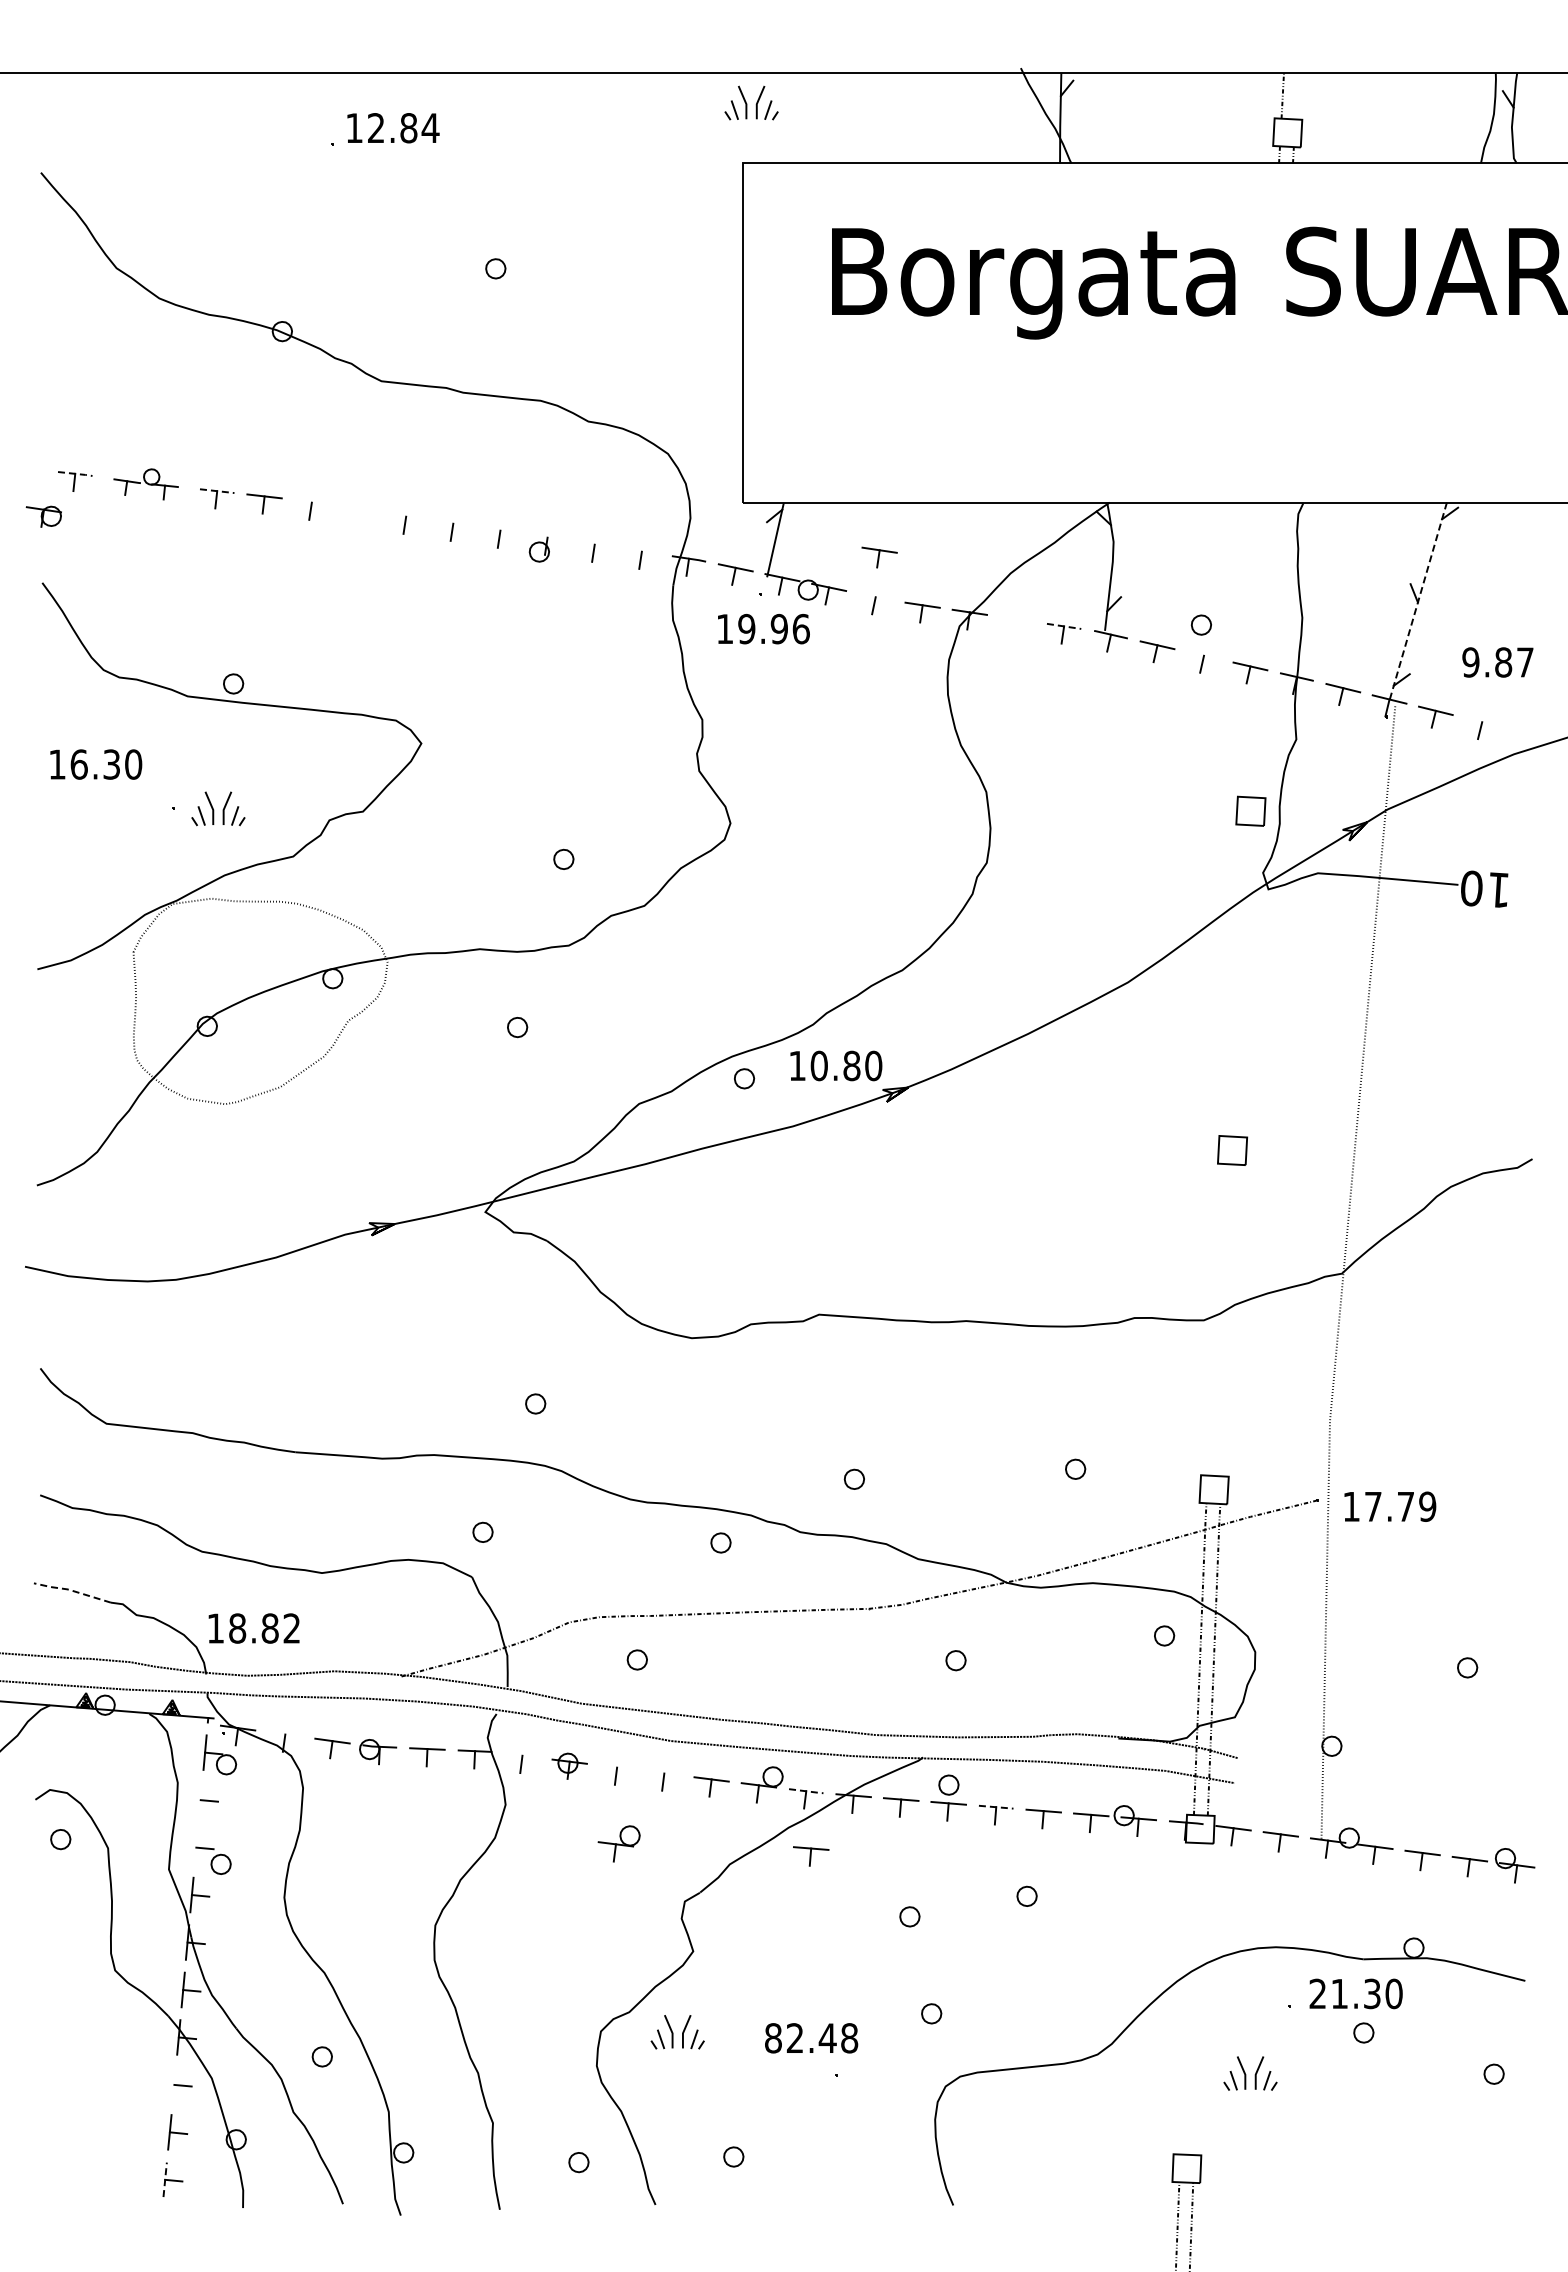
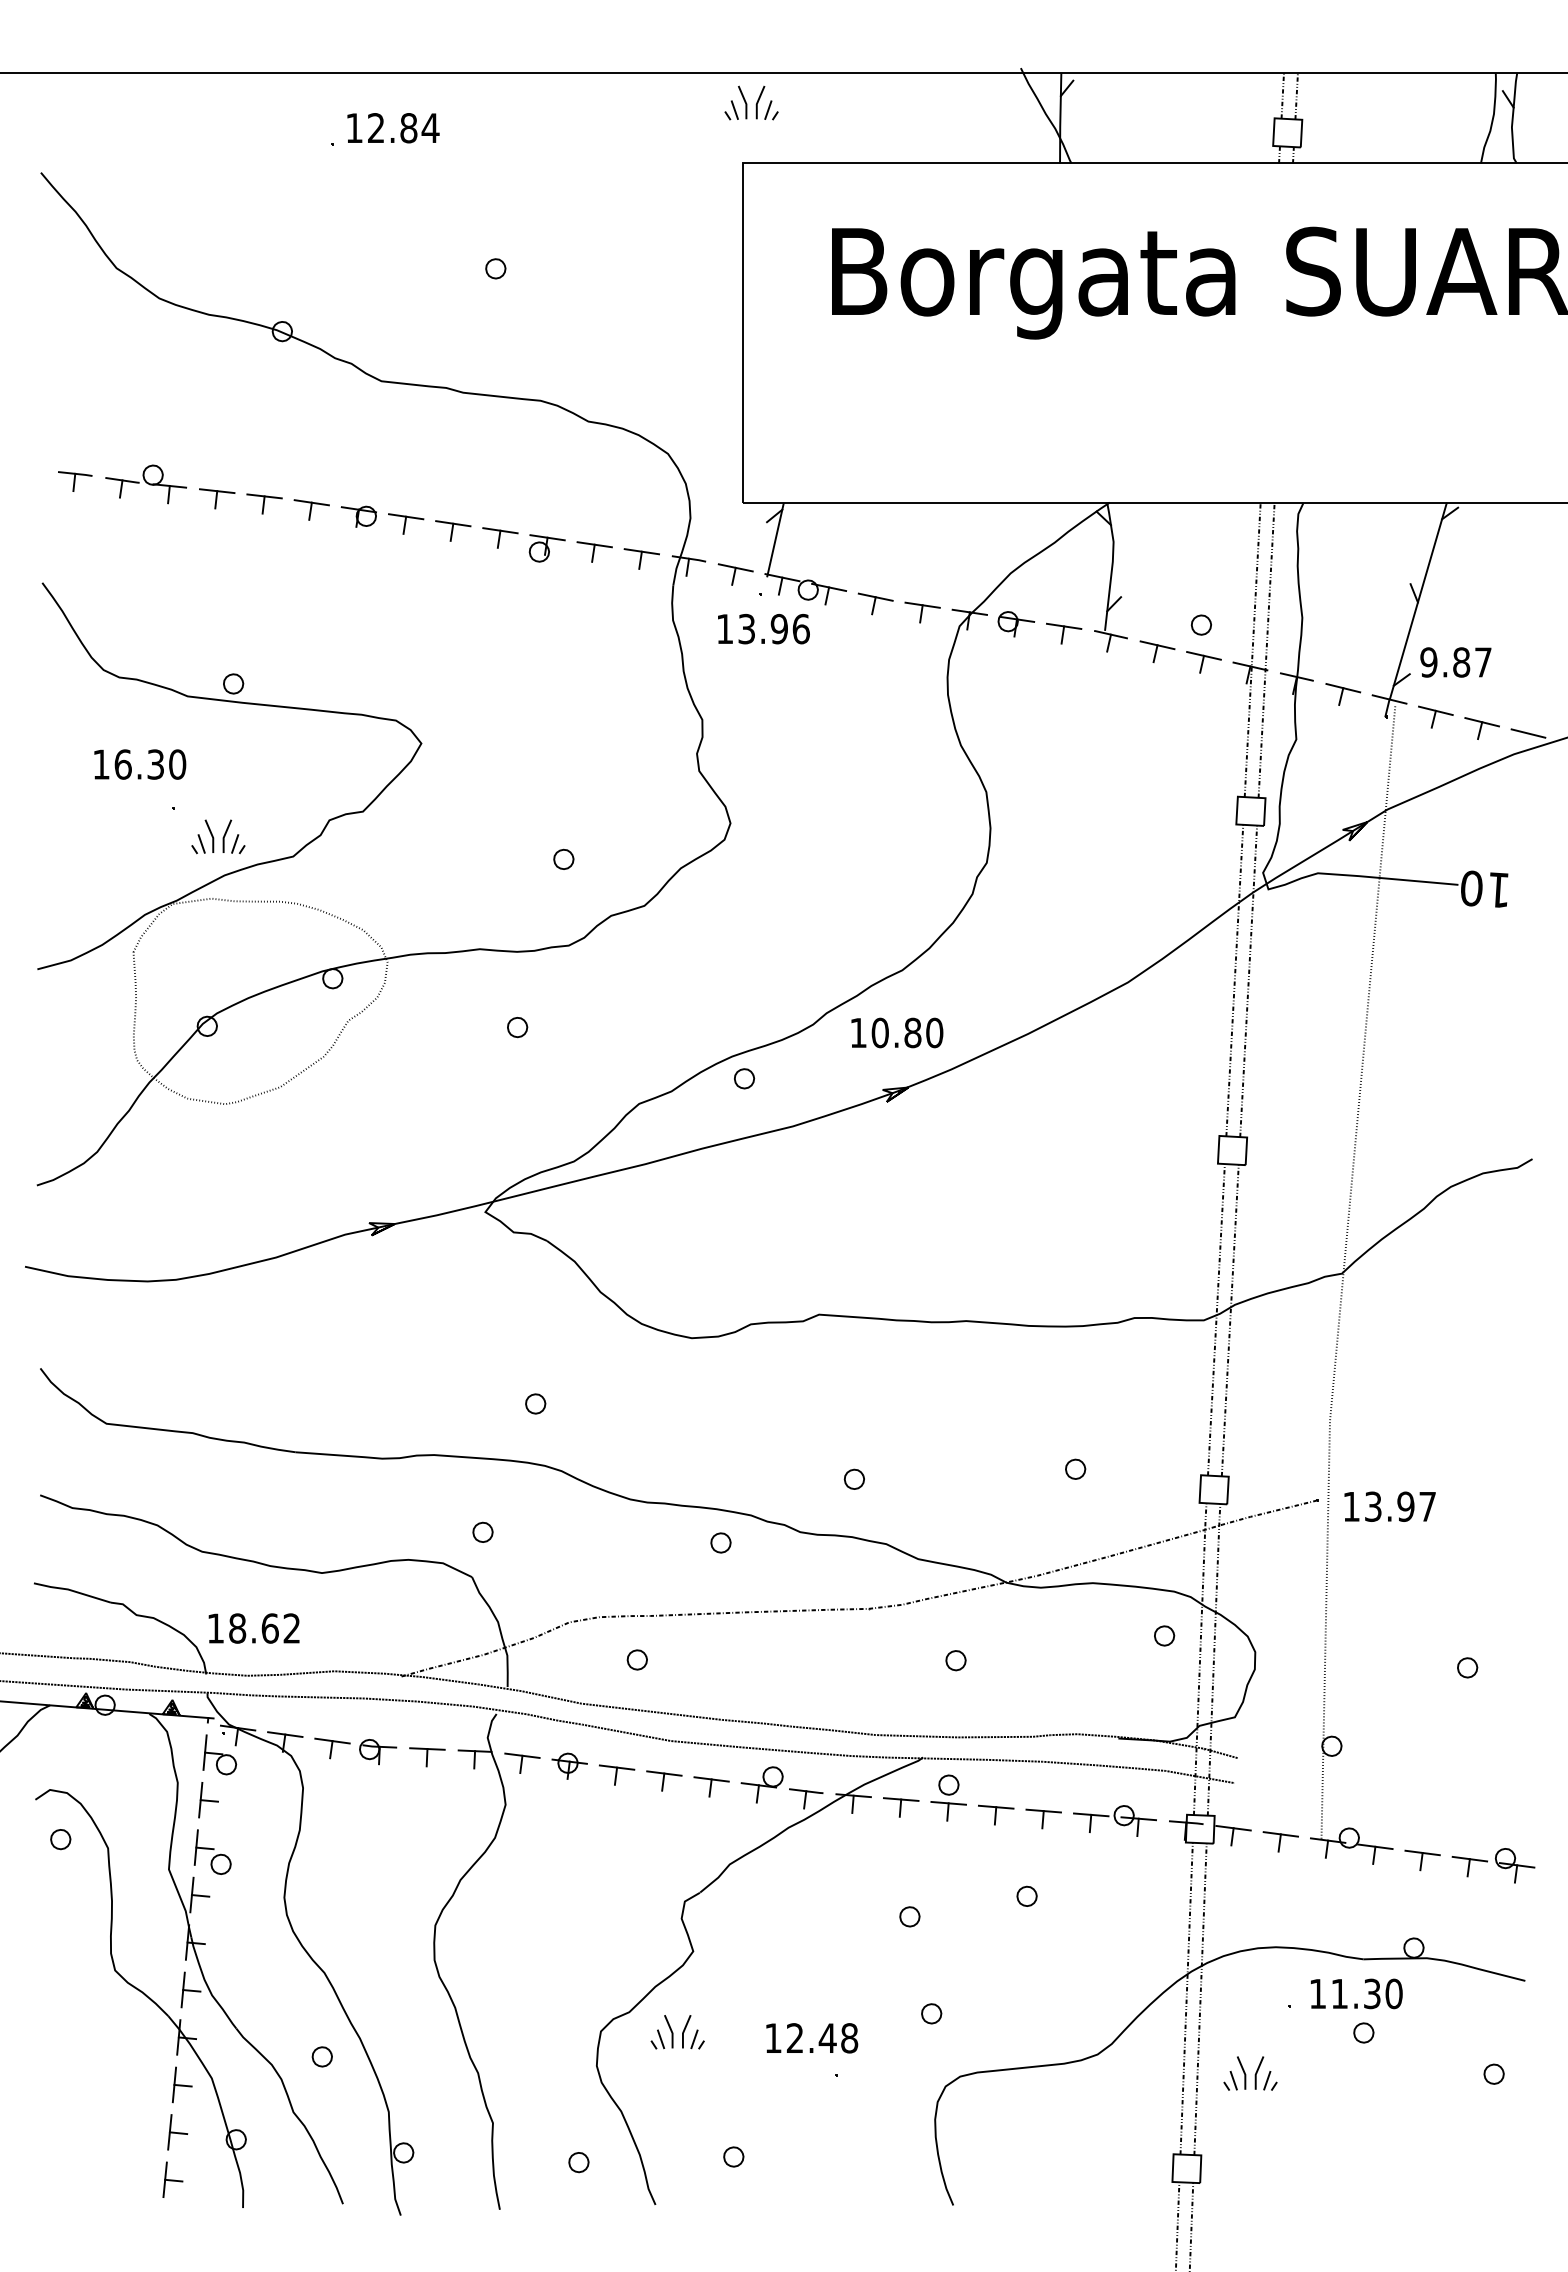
line: none -> present (1296, 96)
line: dashed -> solid (75, 473)
part size: 66x33 px -> 82x41 px (145, 484)
line: dashed -> solid (217, 491)
line: none -> present (311, 502)
part position: (43, 516) -> (358, 516) (358, 516)
line: none -> present (406, 516)
line: none -> present (453, 523)
line: none -> present (500, 530)
line: none -> present (547, 537)
line: none -> present (594, 544)
line: none -> present (641, 551)
part: present -> none (879, 557)
line: none -> present (875, 596)
line: dashed -> solid (1418, 601)
part: none -> present (1016, 624)
line: dashed -> solid (1064, 626)
text: 19.96 -> 13.96 (746, 629)
line: none -> present (1252, 649)
line: none -> present (1266, 649)
line: none -> present (1203, 655)
text position: (1497, 662) -> (1455, 662) (1455, 662)
line: none -> present (1482, 722)
line: none -> present (1528, 733)
text position: (96, 764) -> (140, 764) (140, 764)
part position: (218, 808) -> (218, 836) (218, 836)
line: none -> present (1234, 980)
line: none -> present (1248, 981)
text position: (836, 1065) -> (897, 1032) (897, 1032)
line: none -> present (1215, 1319)
line: none -> present (1229, 1320)
text: 17.79 -> 13.97 (1400, 1506)
line: dashed -> solid (70, 1590)
text: 18.82 -> 18.62 (269, 1628)
line: none -> present (285, 1734)
line: none -> present (522, 1755)
line: none -> present (616, 1767)
line: none -> present (664, 1773)
line: dashed -> solid (807, 1791)
line: none -> present (200, 1799)
line: dashed -> solid (996, 1807)
part: present -> none (618, 1843)
line: none -> present (195, 1847)
part: present -> none (811, 1856)
text: 21.30 -> 11.30 (1317, 1993)
line: none -> present (1186, 1998)
line: none -> present (1200, 1999)
text: 82.48 -> 12.48 (773, 2038)
line: none -> present (174, 2084)
line: dashed -> solid (165, 2179)
